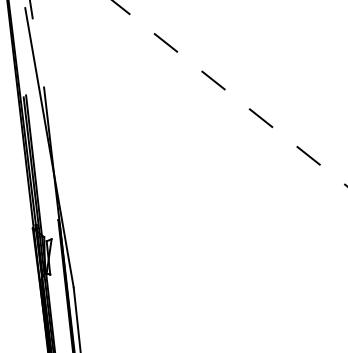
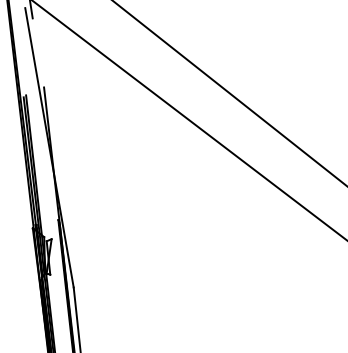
line: dashed -> solid (230, 93)
line: none -> present (189, 120)
